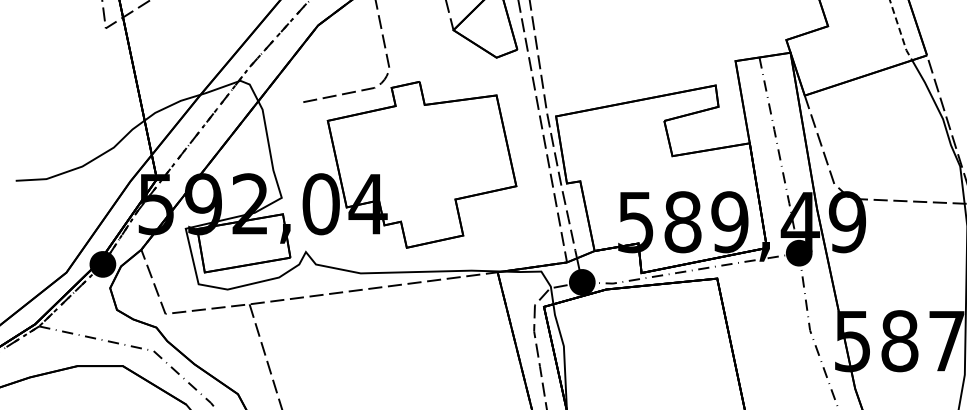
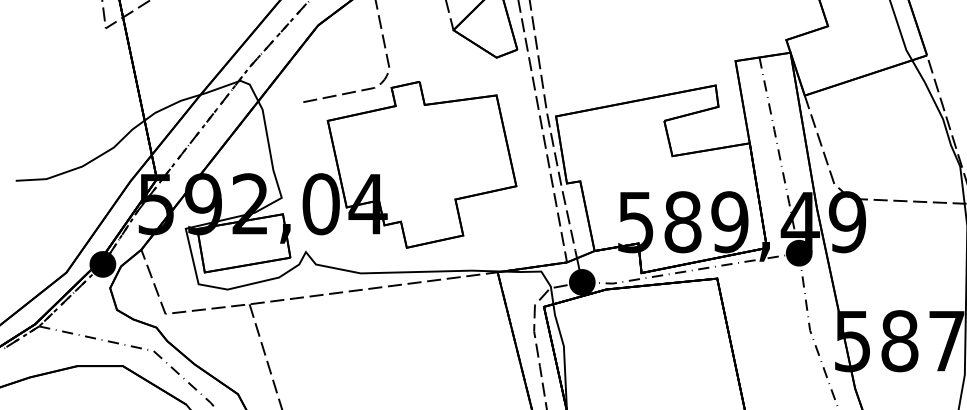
line: dashed -> solid (900, 31)
